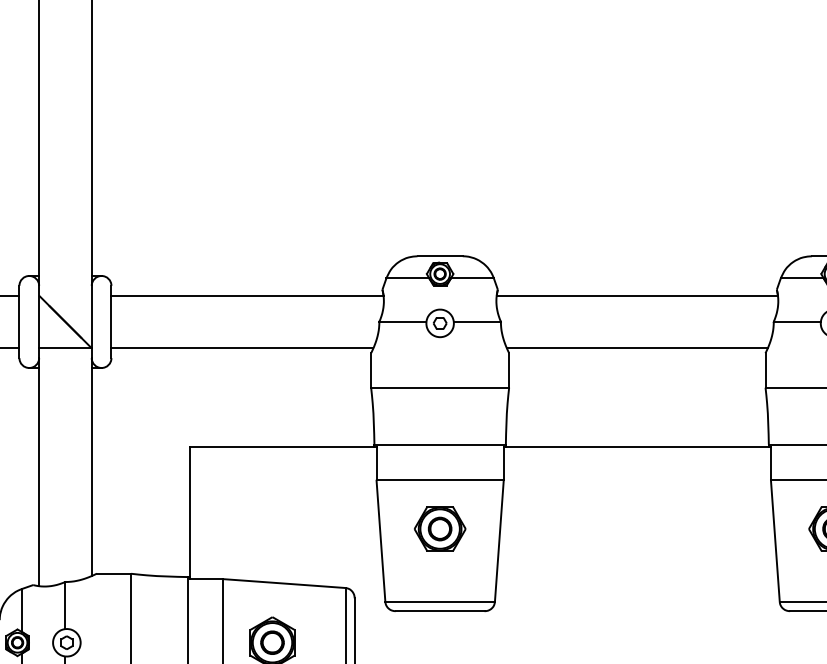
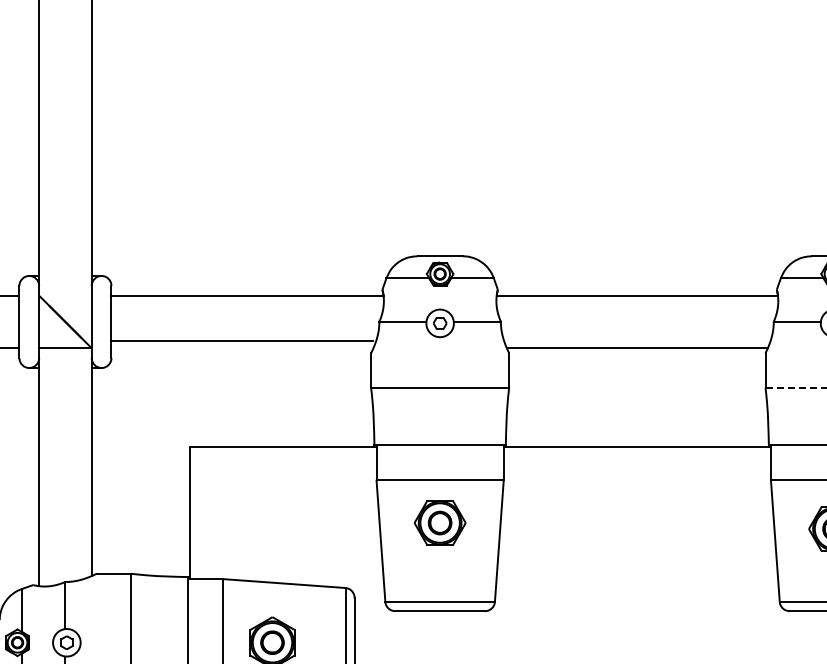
line position: (242, 348) -> (242, 341) (242, 341)
line: solid -> dashed (796, 387)
part position: (440, 528) -> (440, 522) (440, 522)
